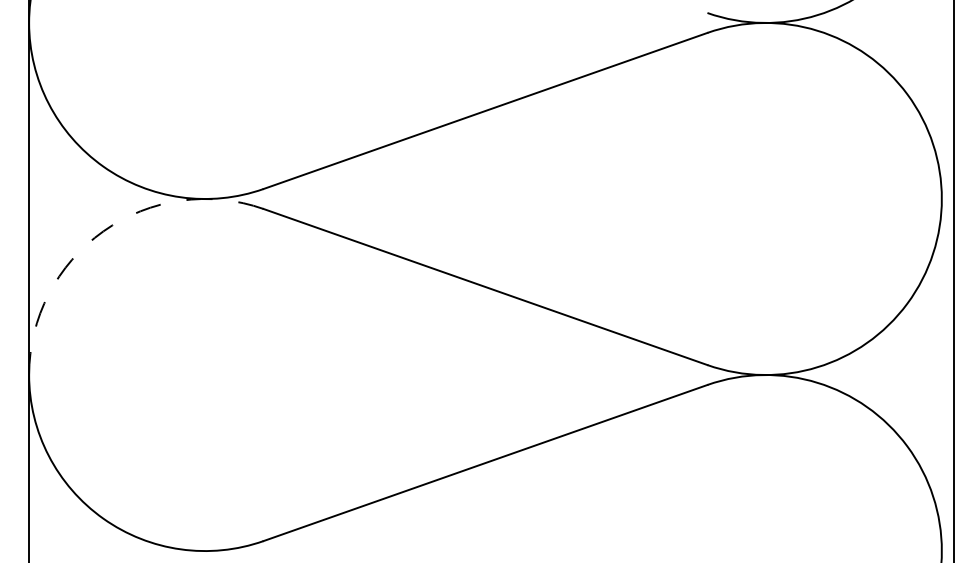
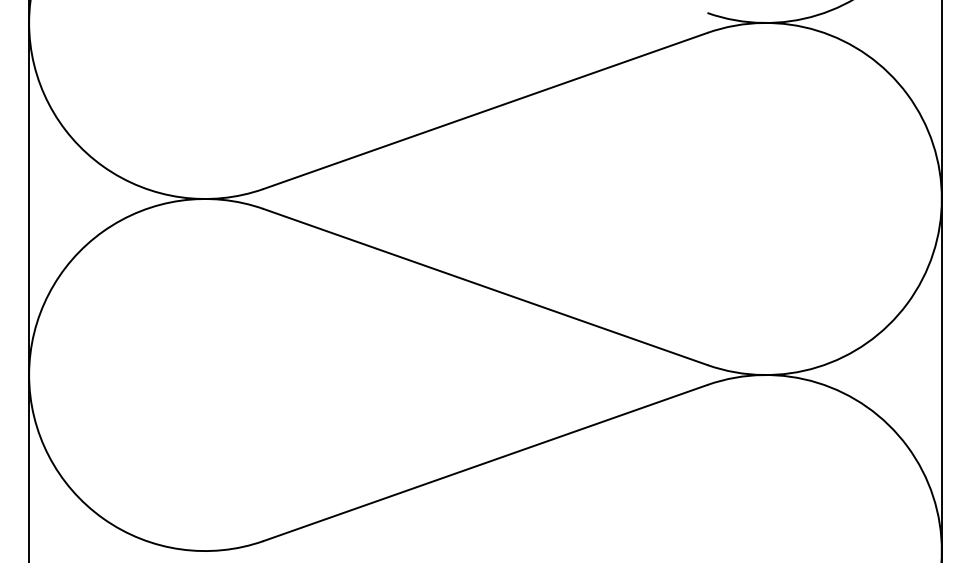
arc: dashed -> solid (103, 231)
line position: (953, 280) -> (941, 280) (941, 280)
